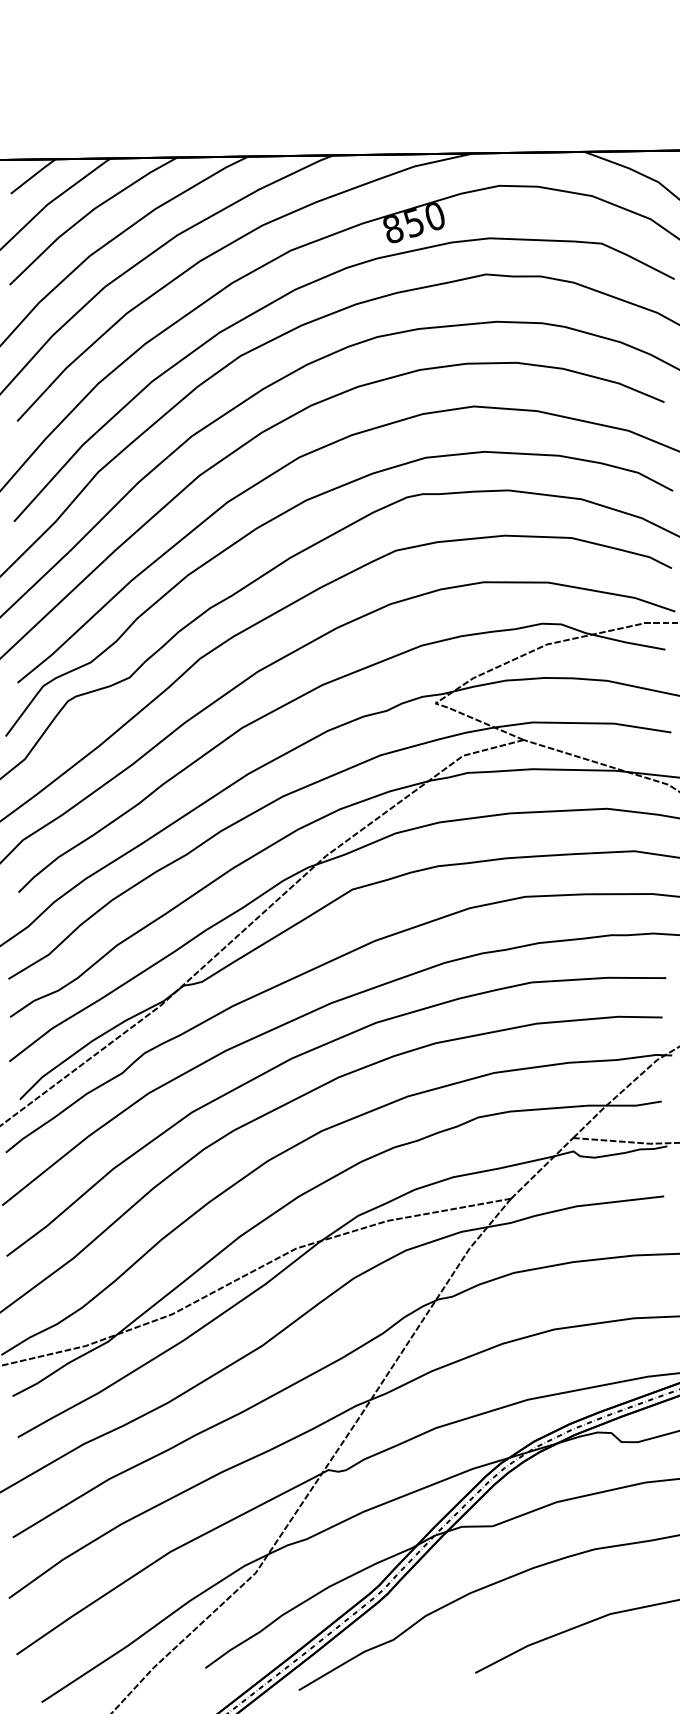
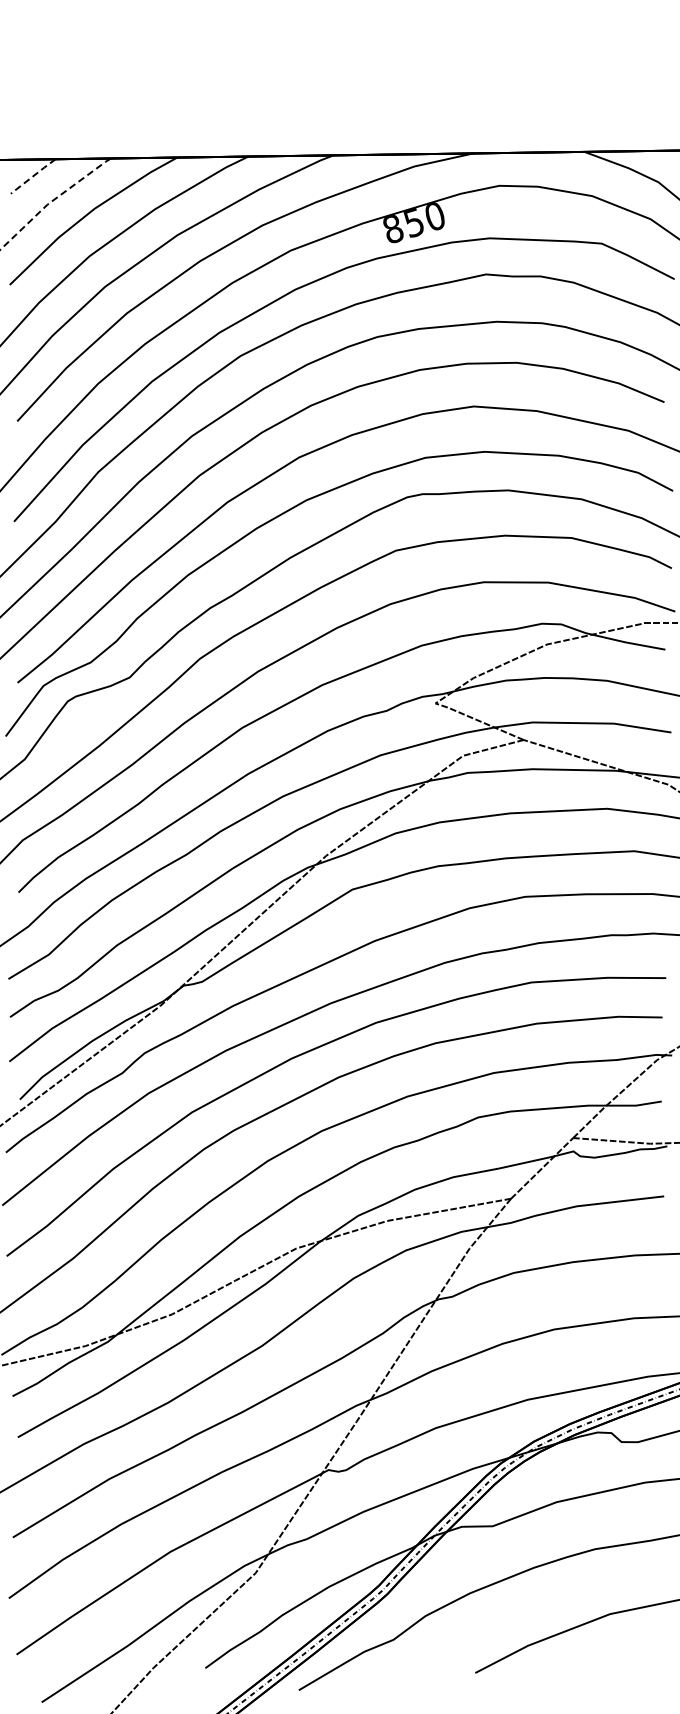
line: solid -> dashed (33, 176)
line: solid -> dashed (53, 200)
